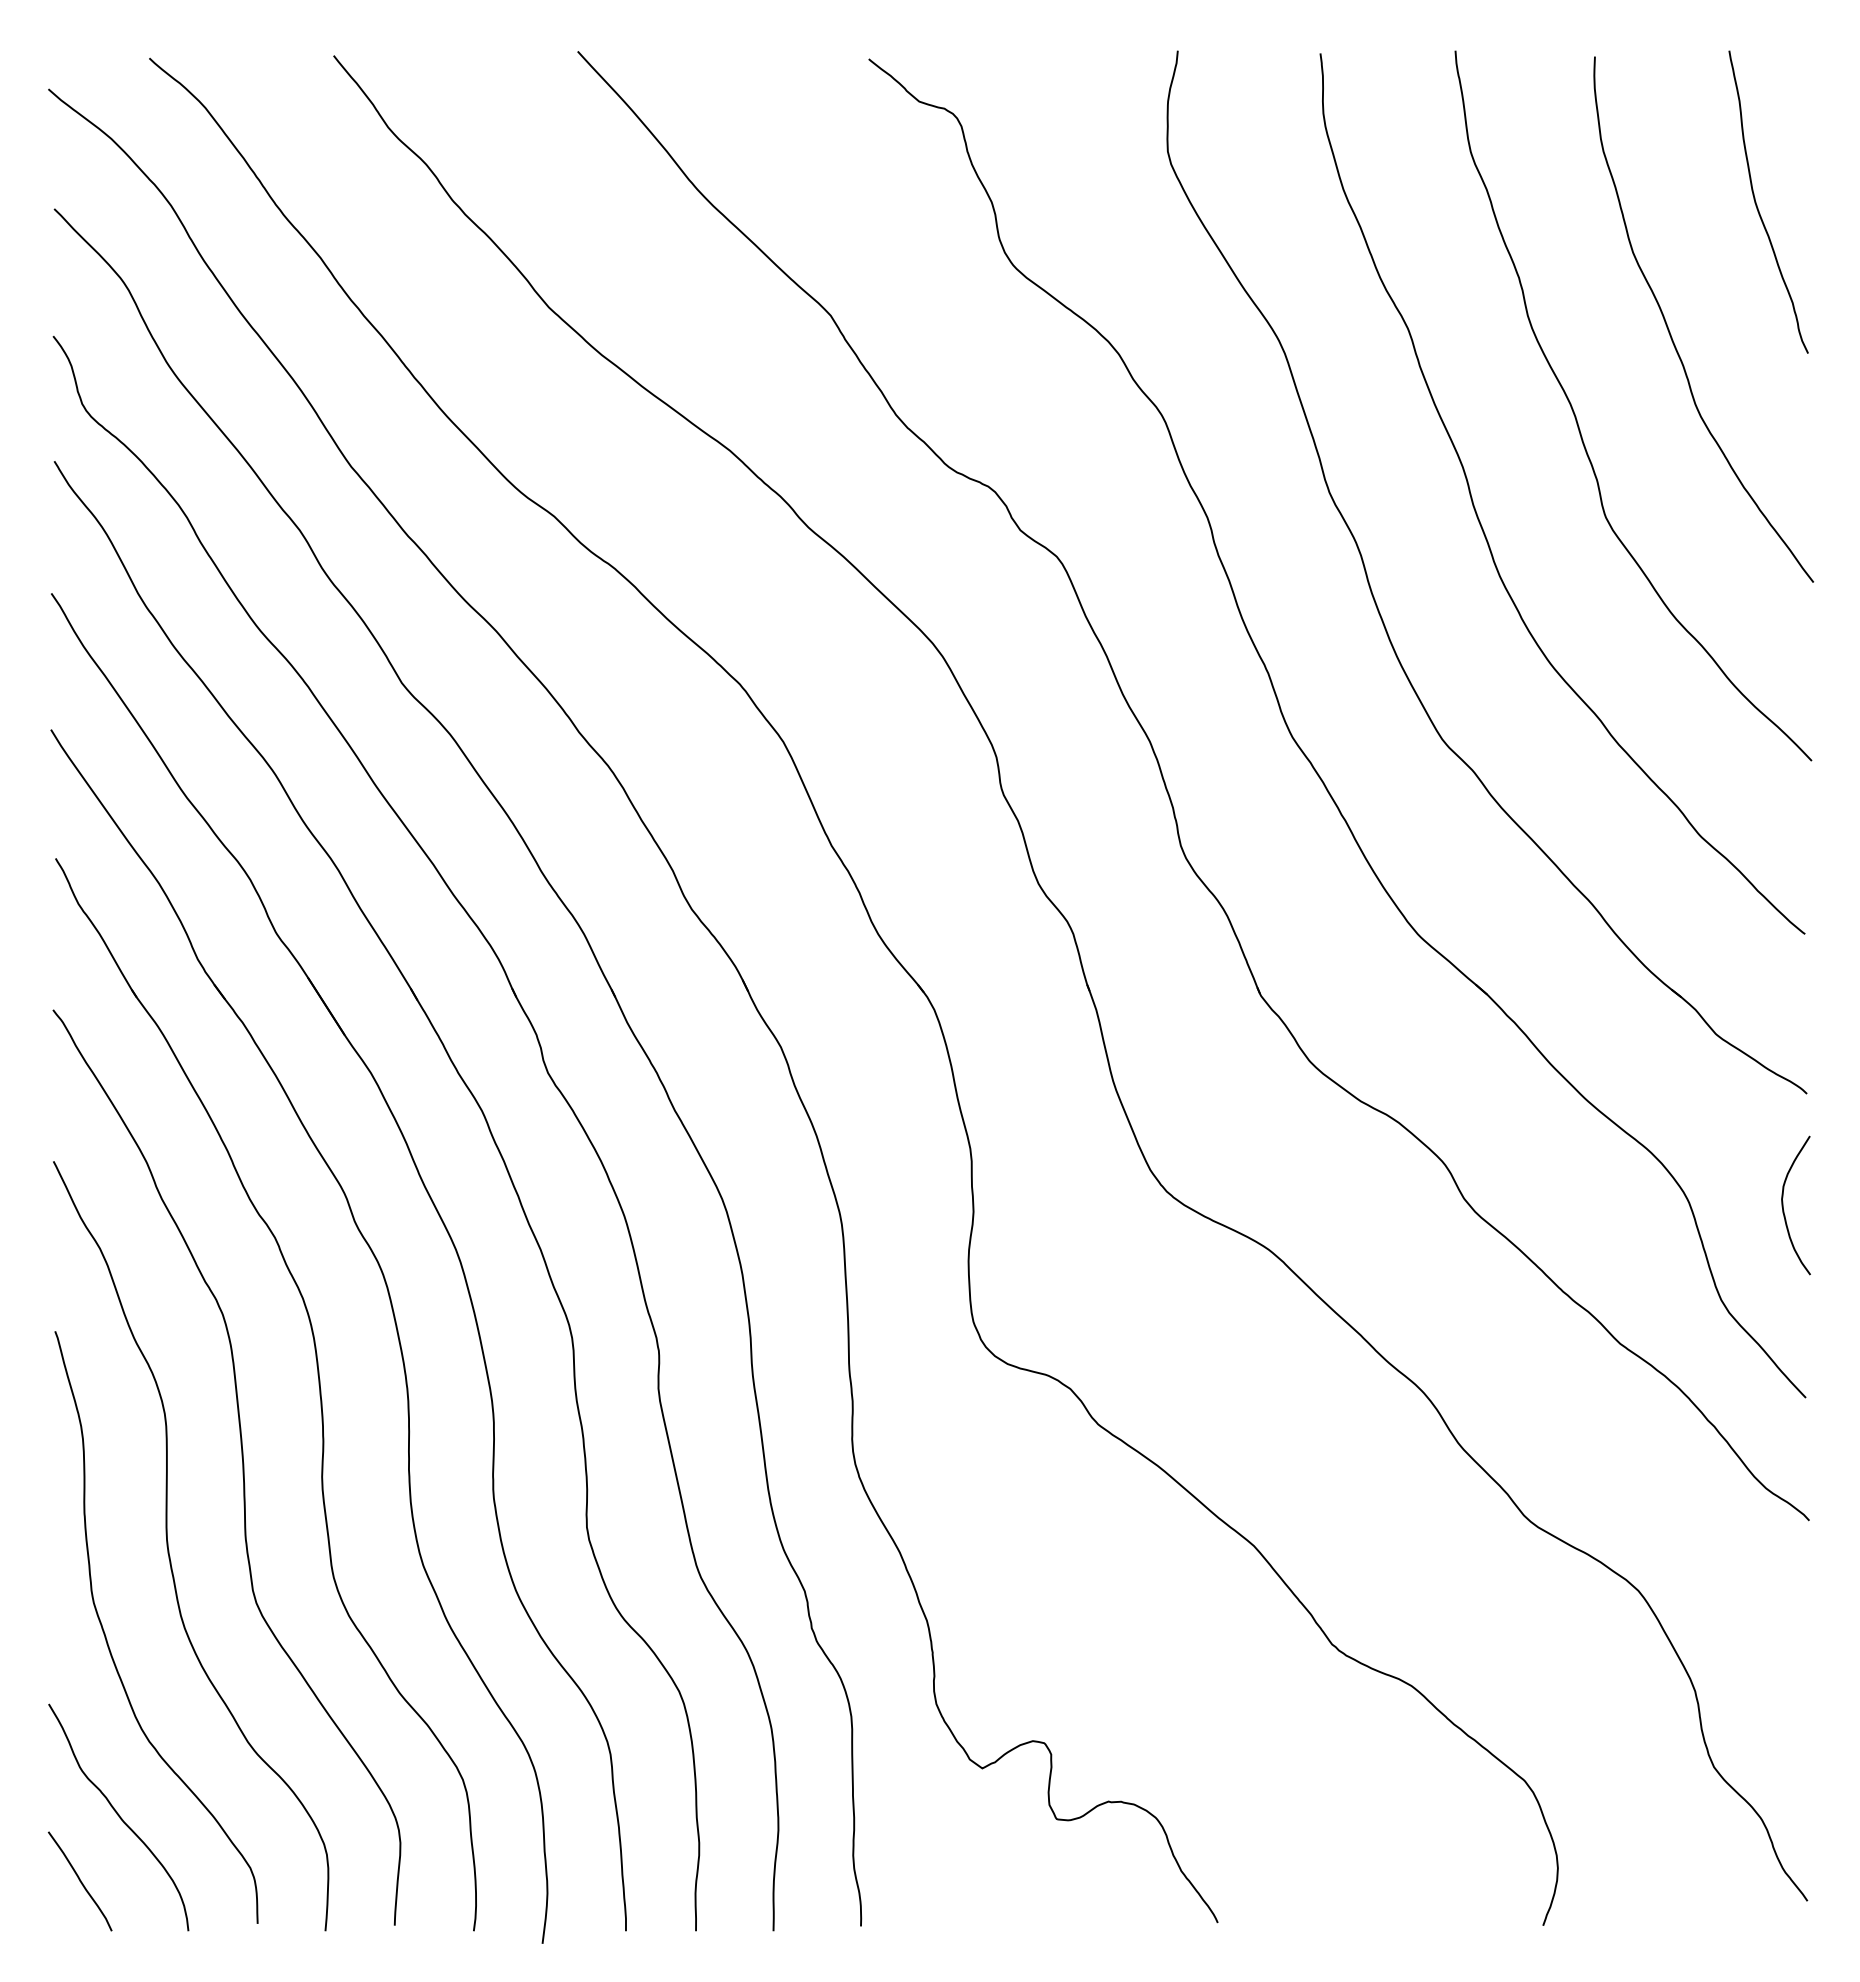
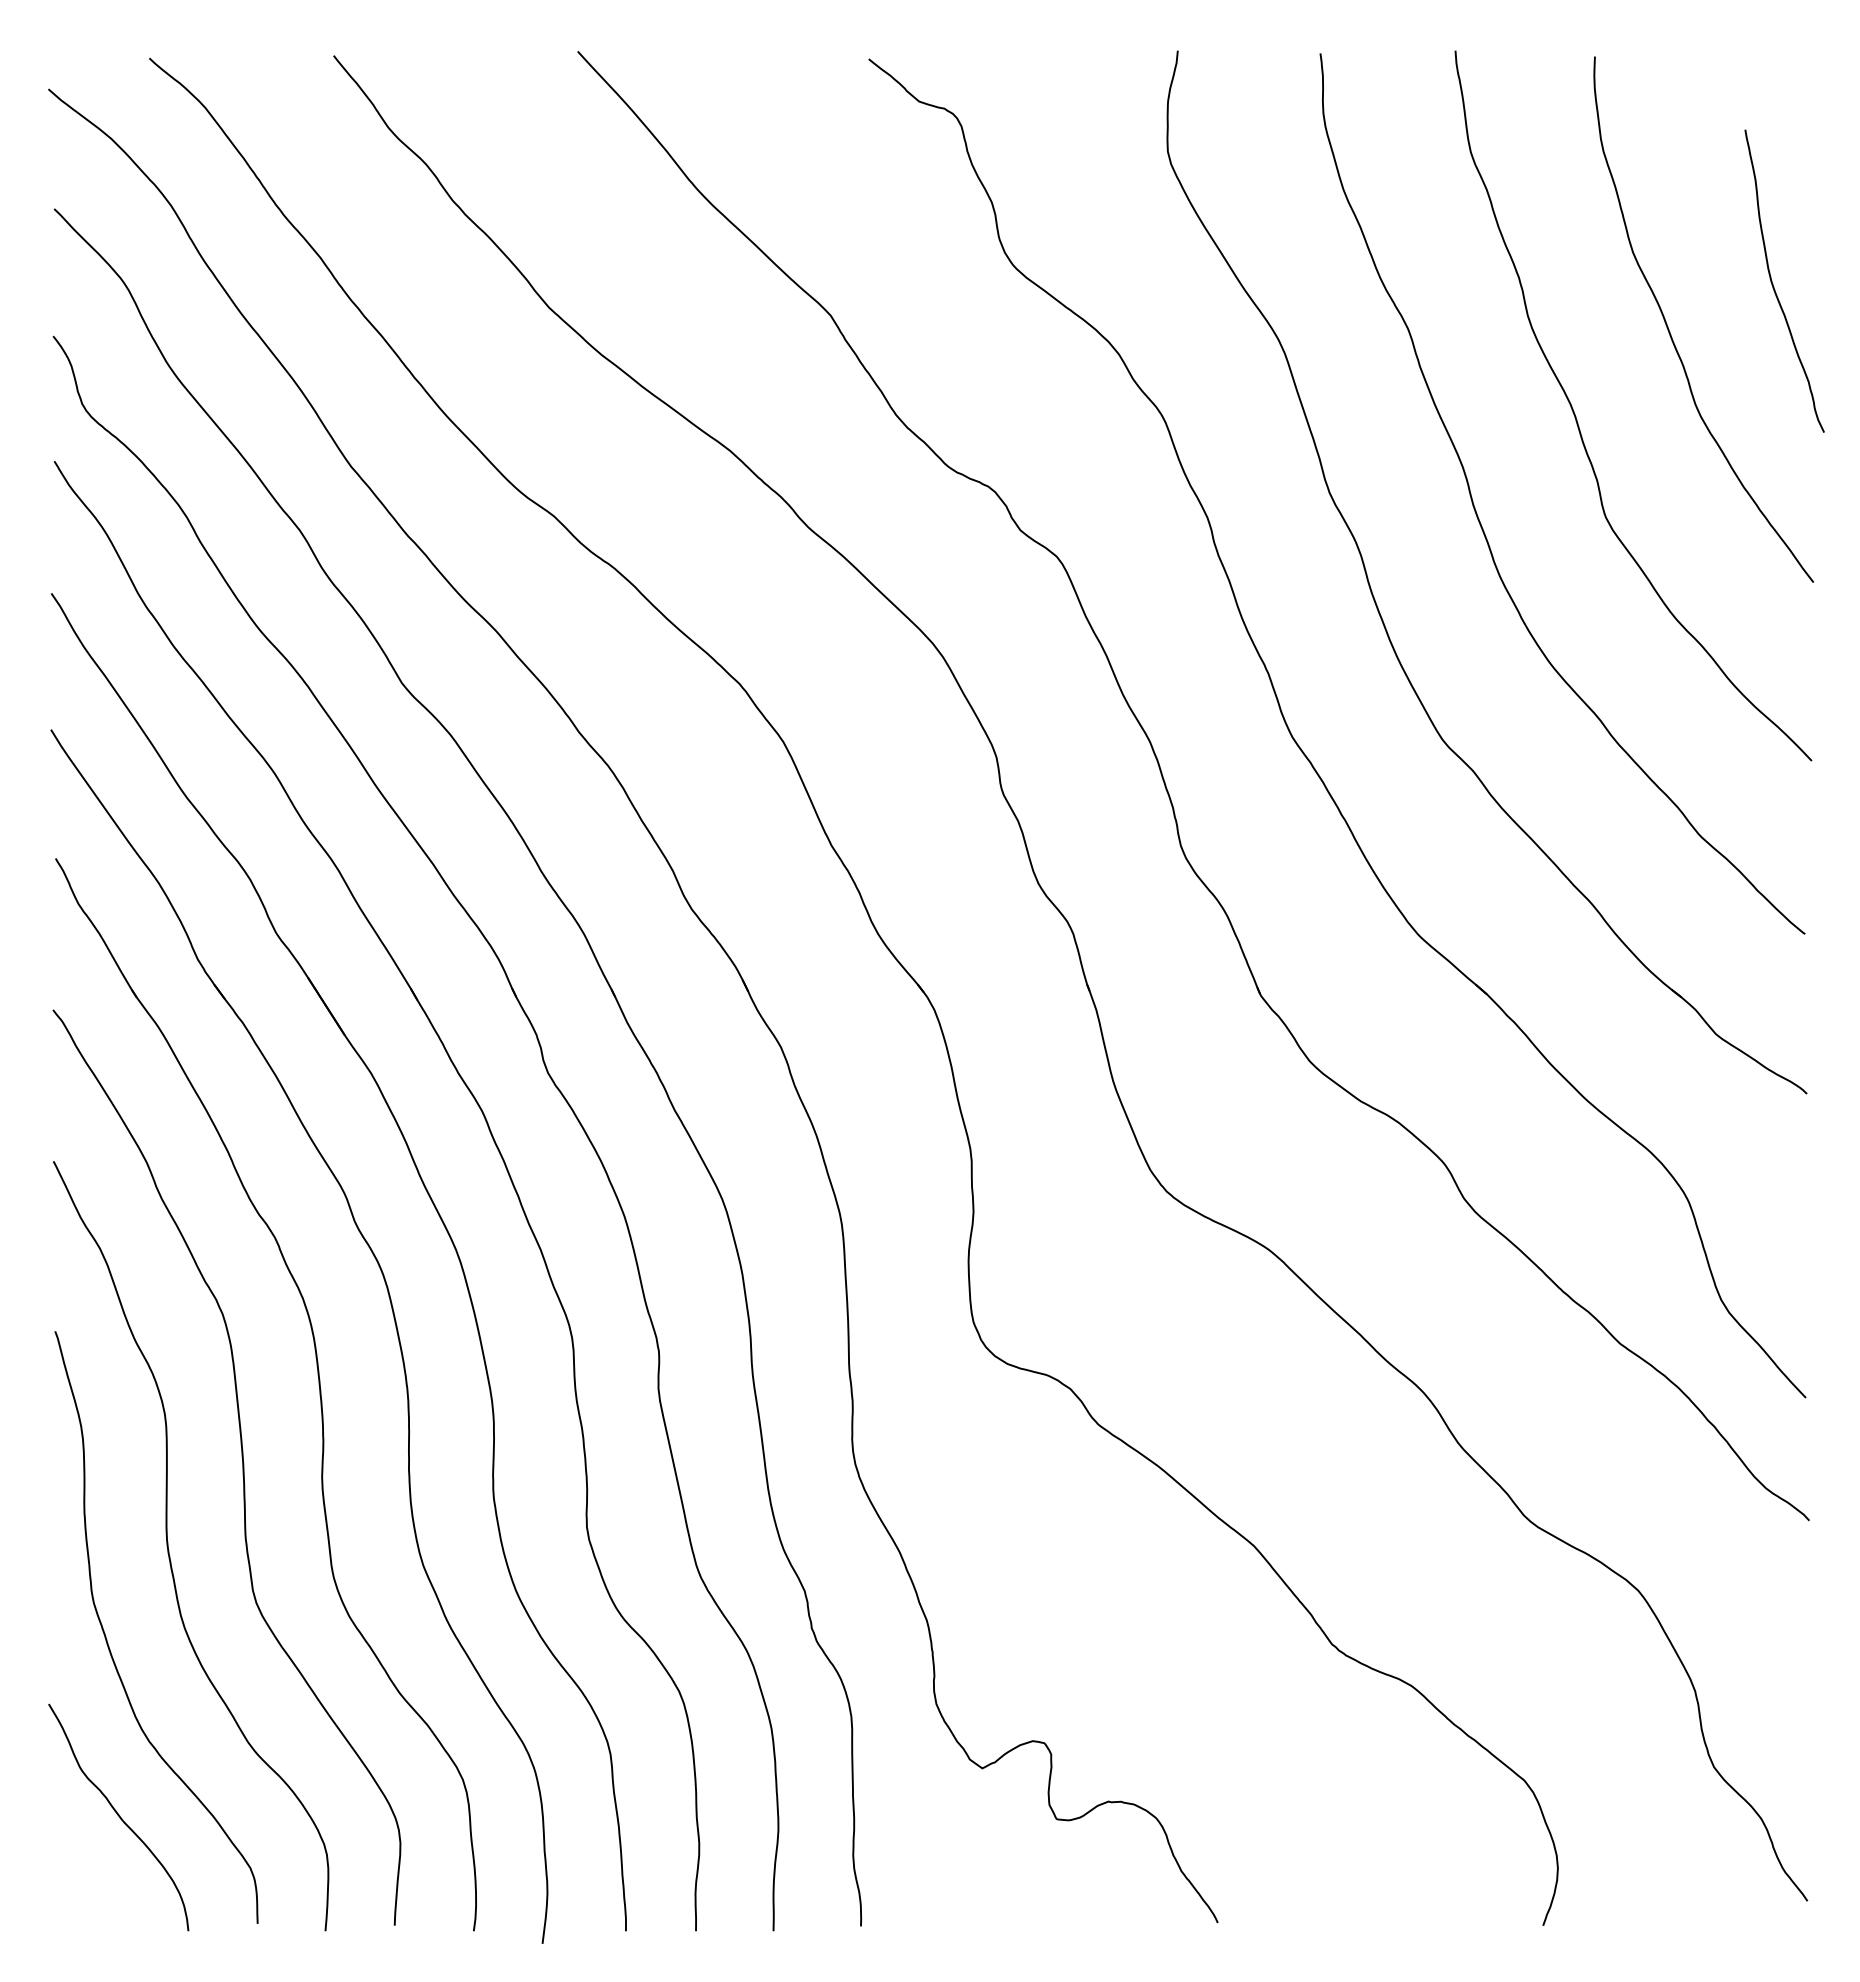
curve position: (1757, 204) -> (1773, 283) (1773, 283)
curve: present -> none (1783, 1205)
curve: present -> none (79, 1881)
